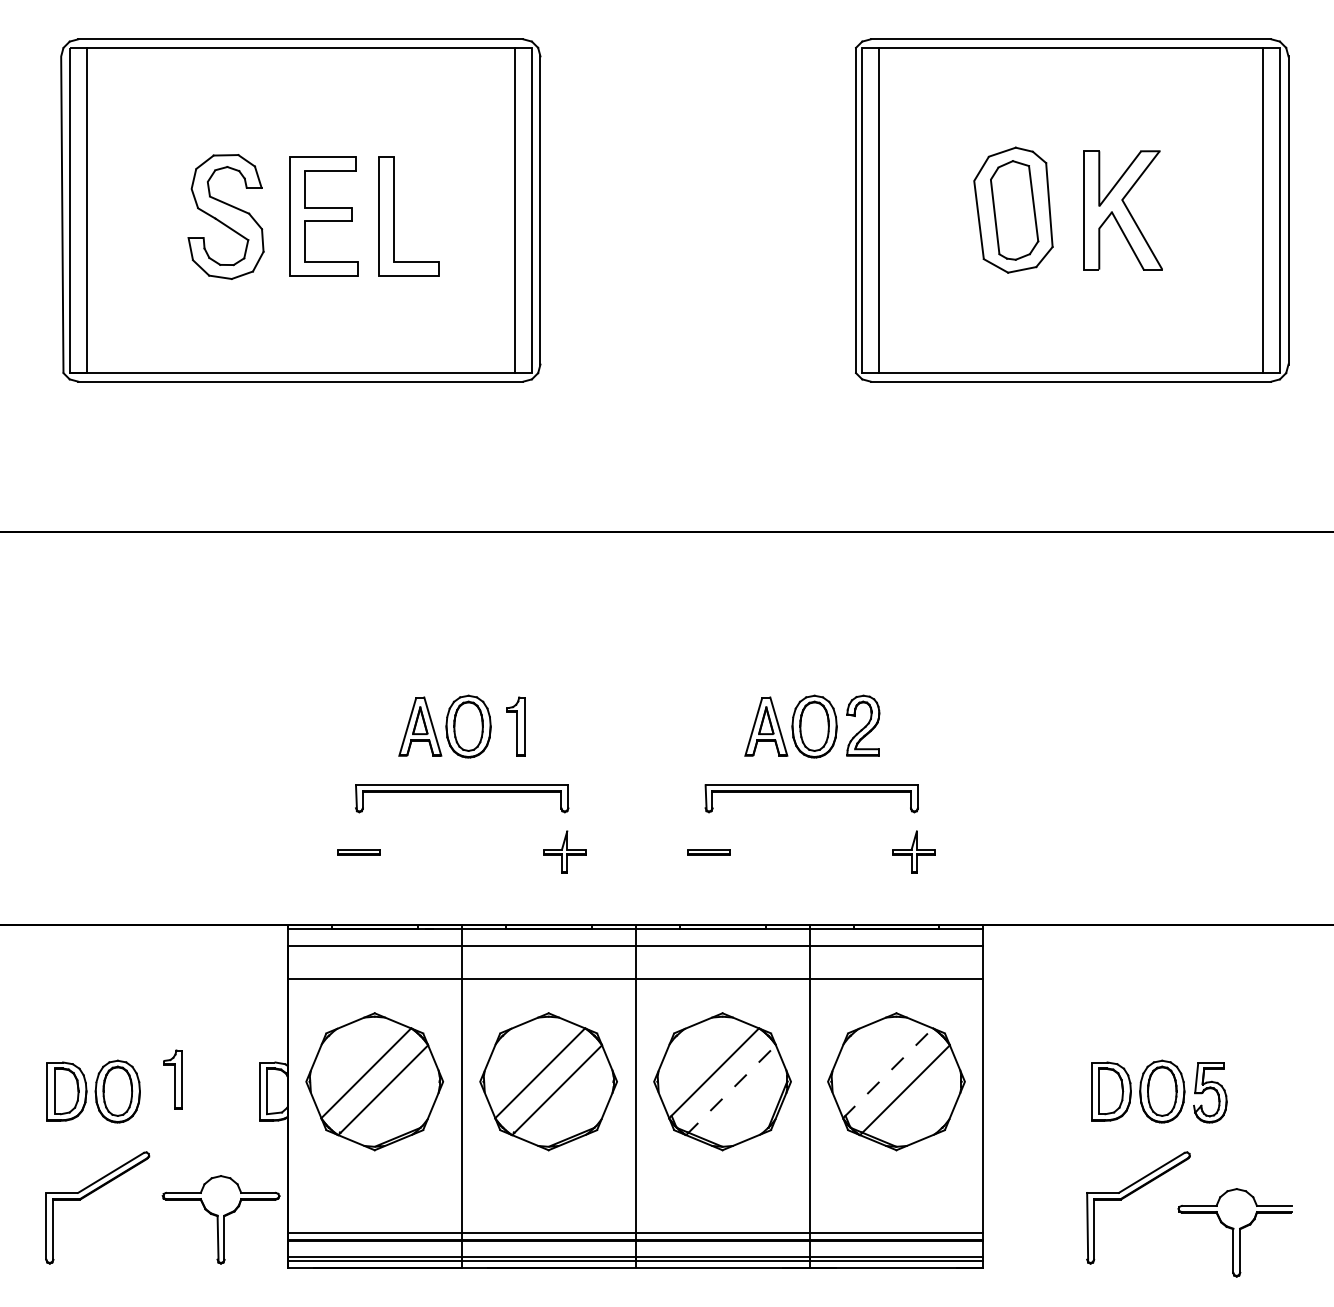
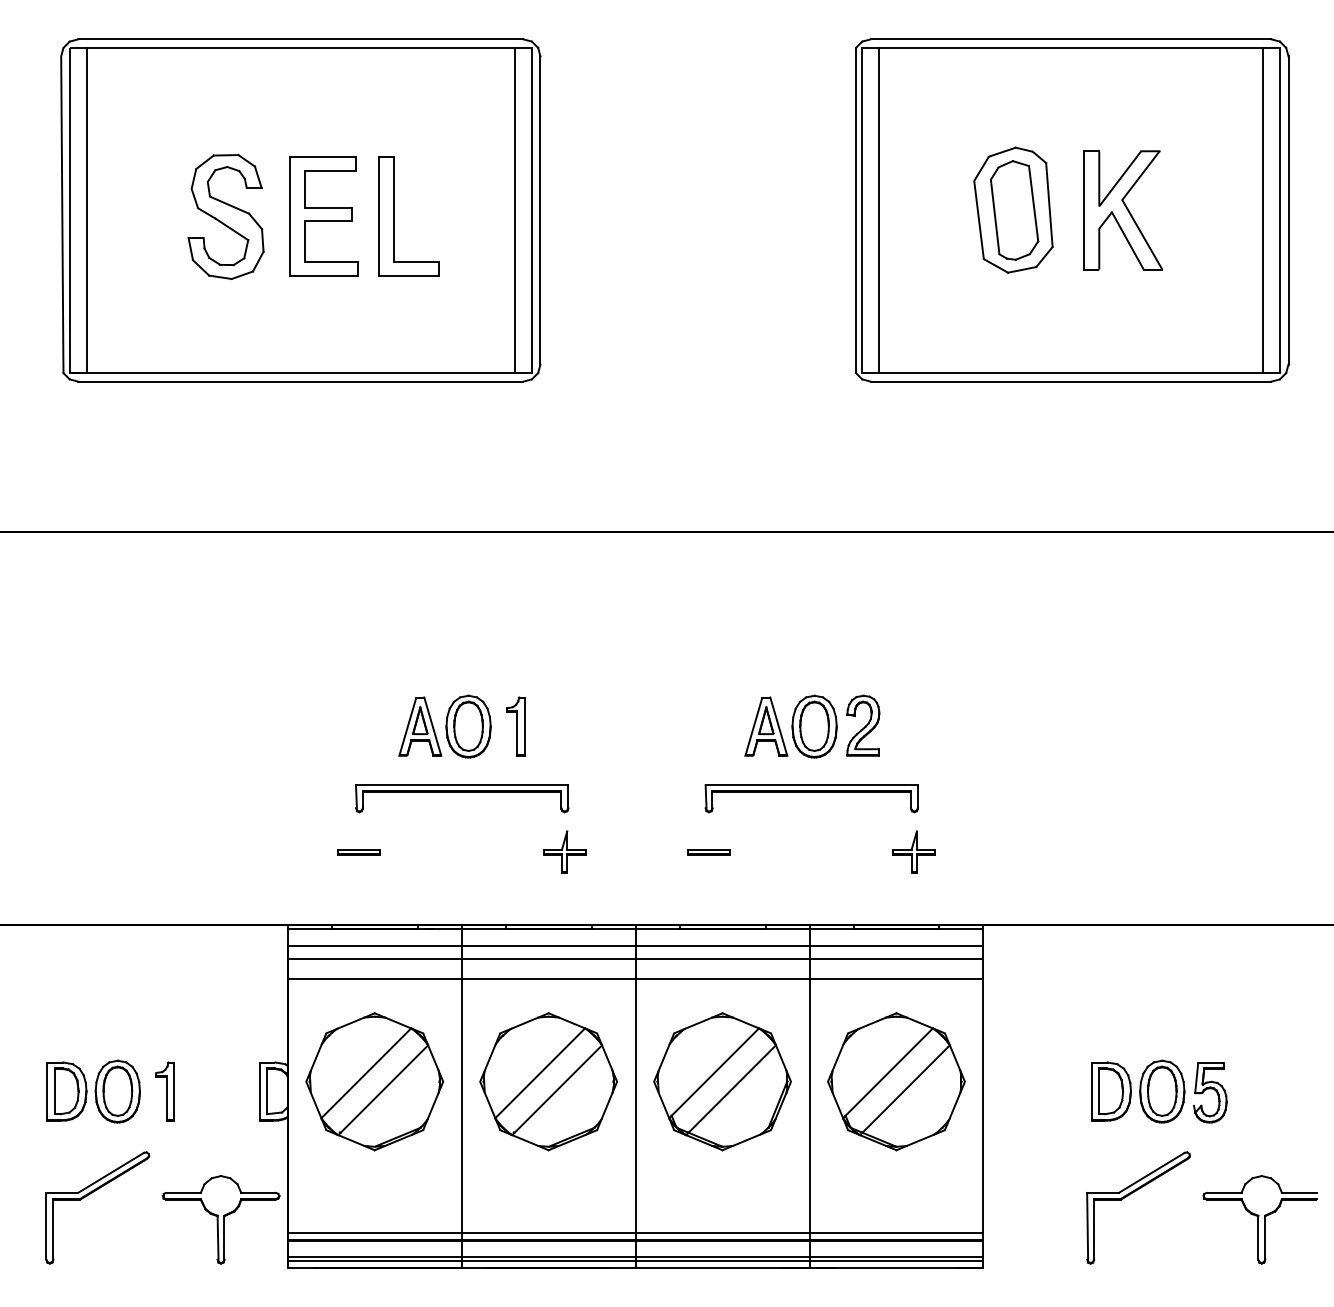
line: none -> present (635, 958)
line: dashed -> solid (888, 1073)
part position: (172, 1079) -> (164, 1091) (164, 1091)
line: dashed -> solid (731, 1090)
part position: (1234, 1232) -> (1259, 1219) (1259, 1219)
